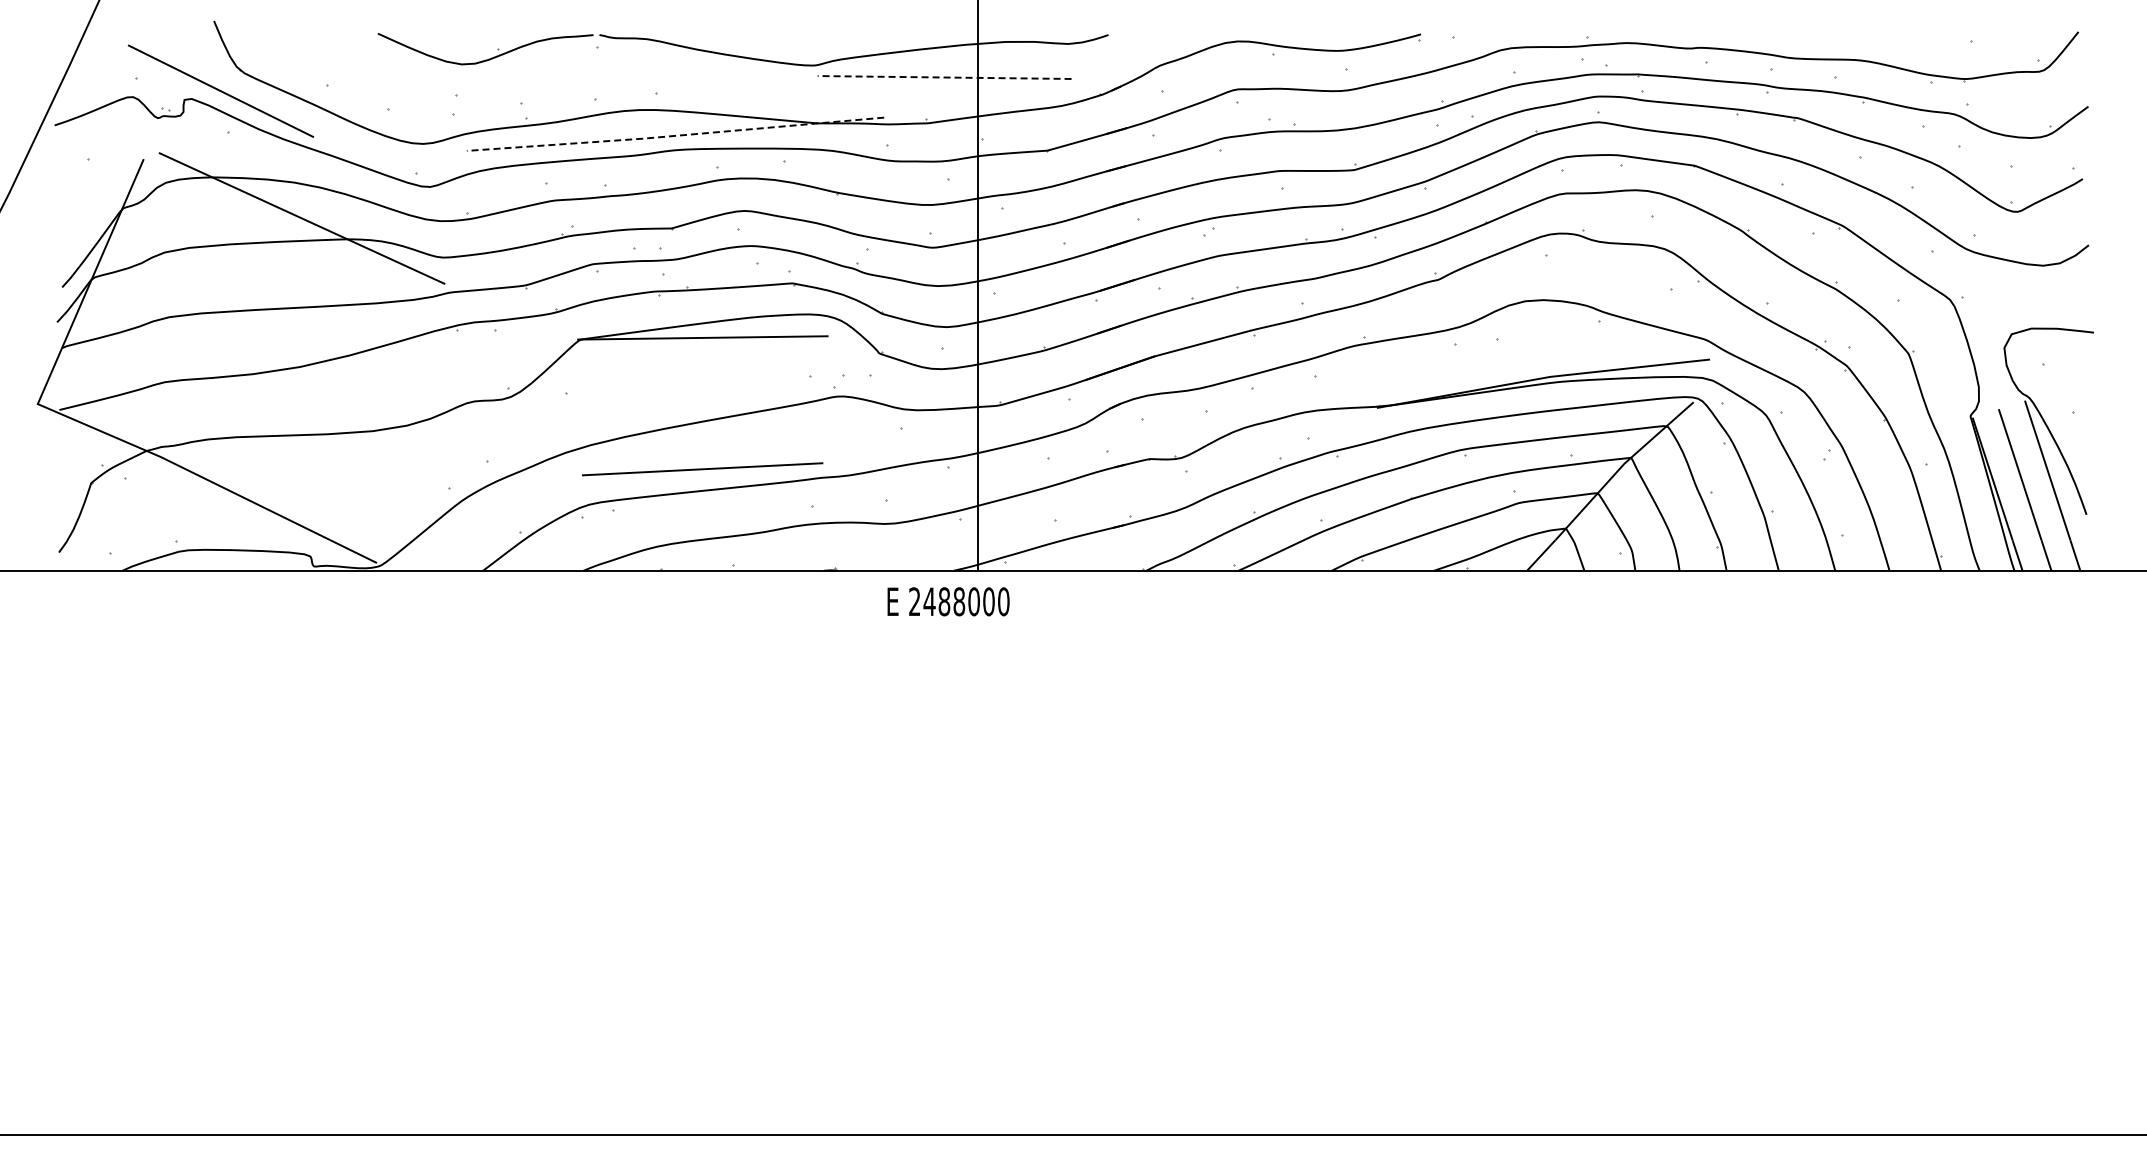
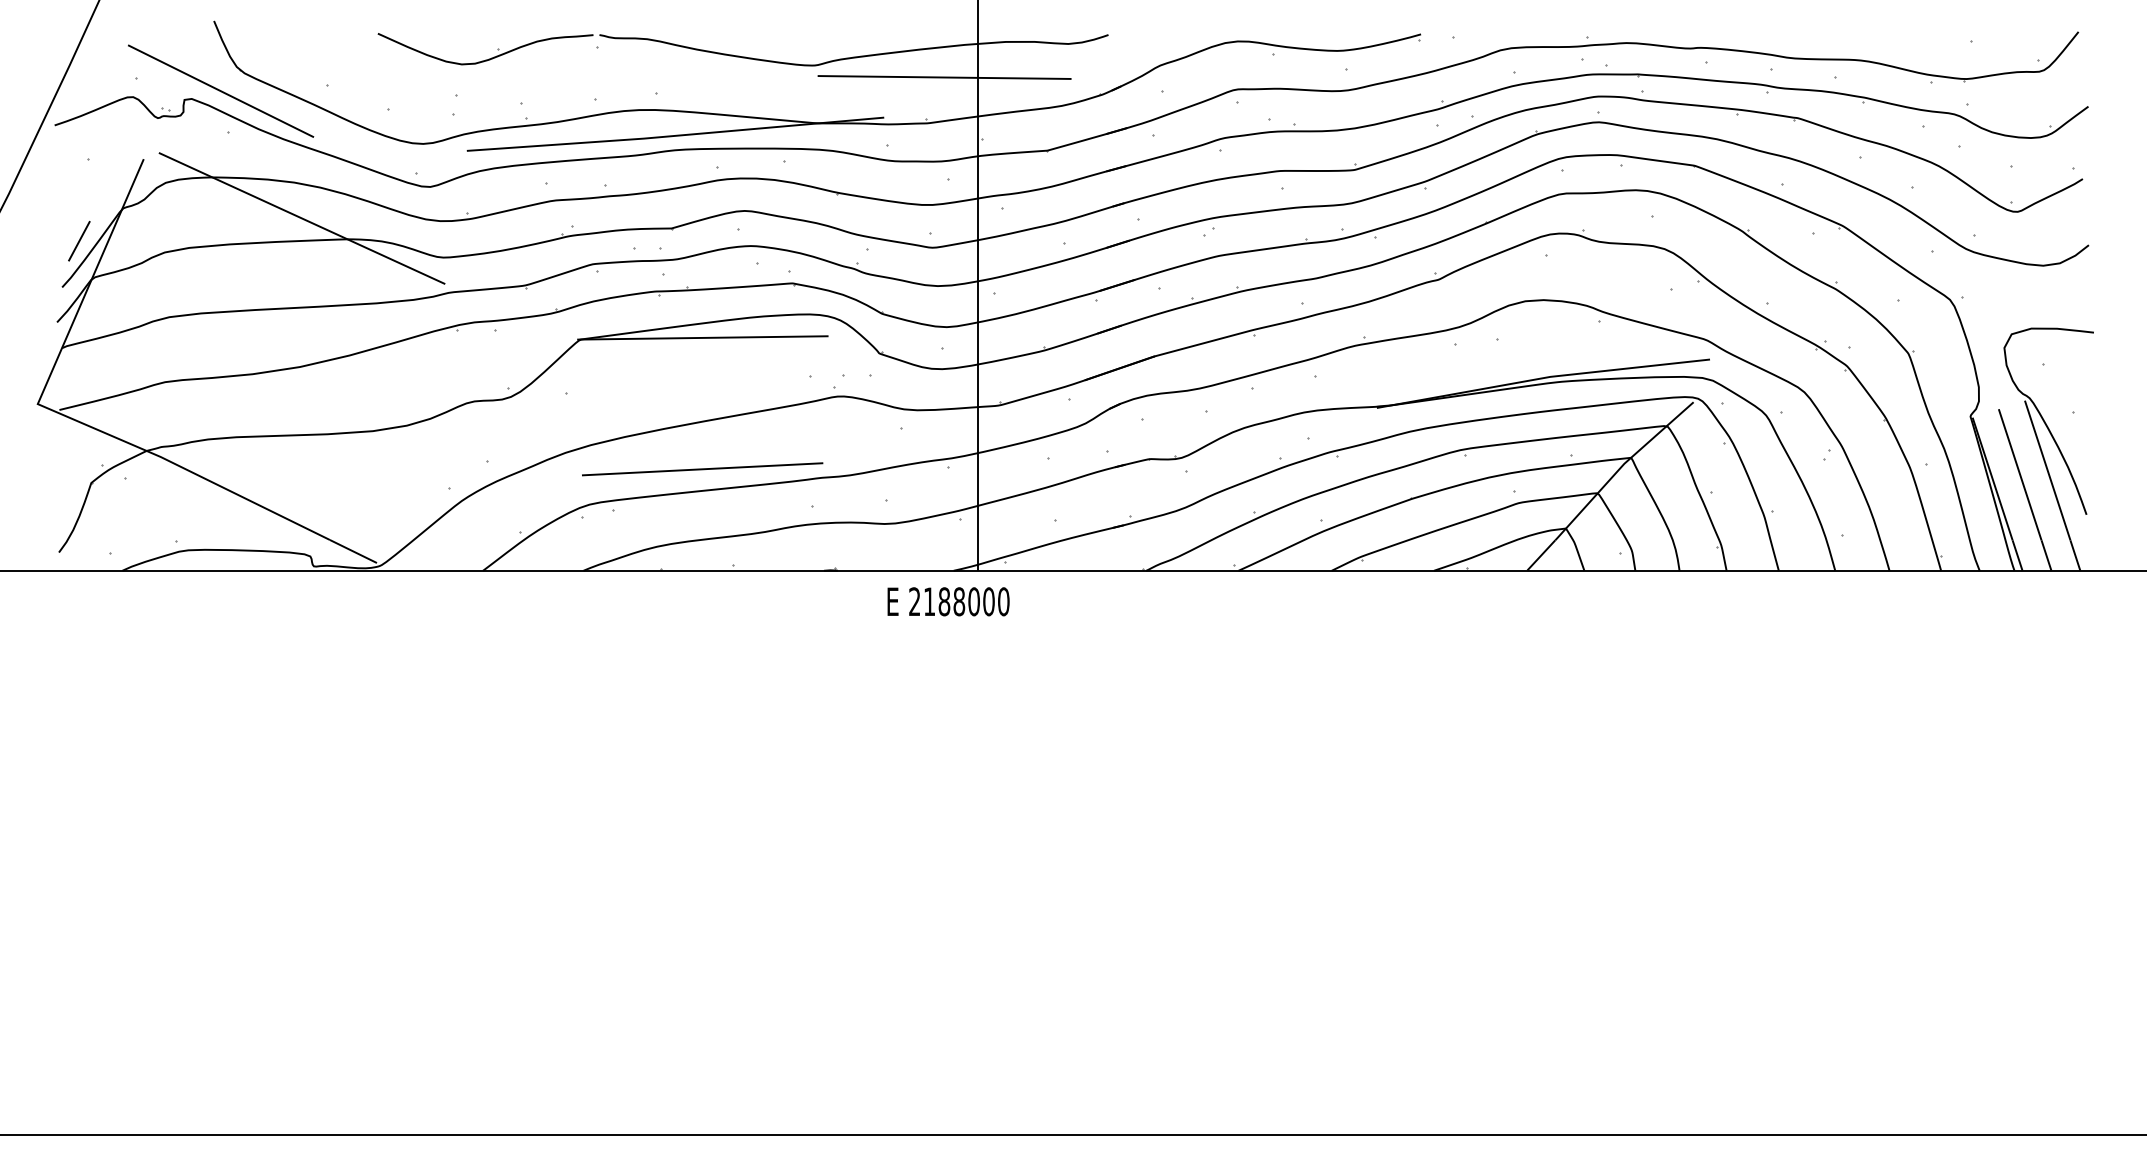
line: dashed -> solid (944, 77)
line: dashed -> solid (674, 135)
line: none -> present (79, 240)
text: 2488000 -> 2188000 (929, 601)
